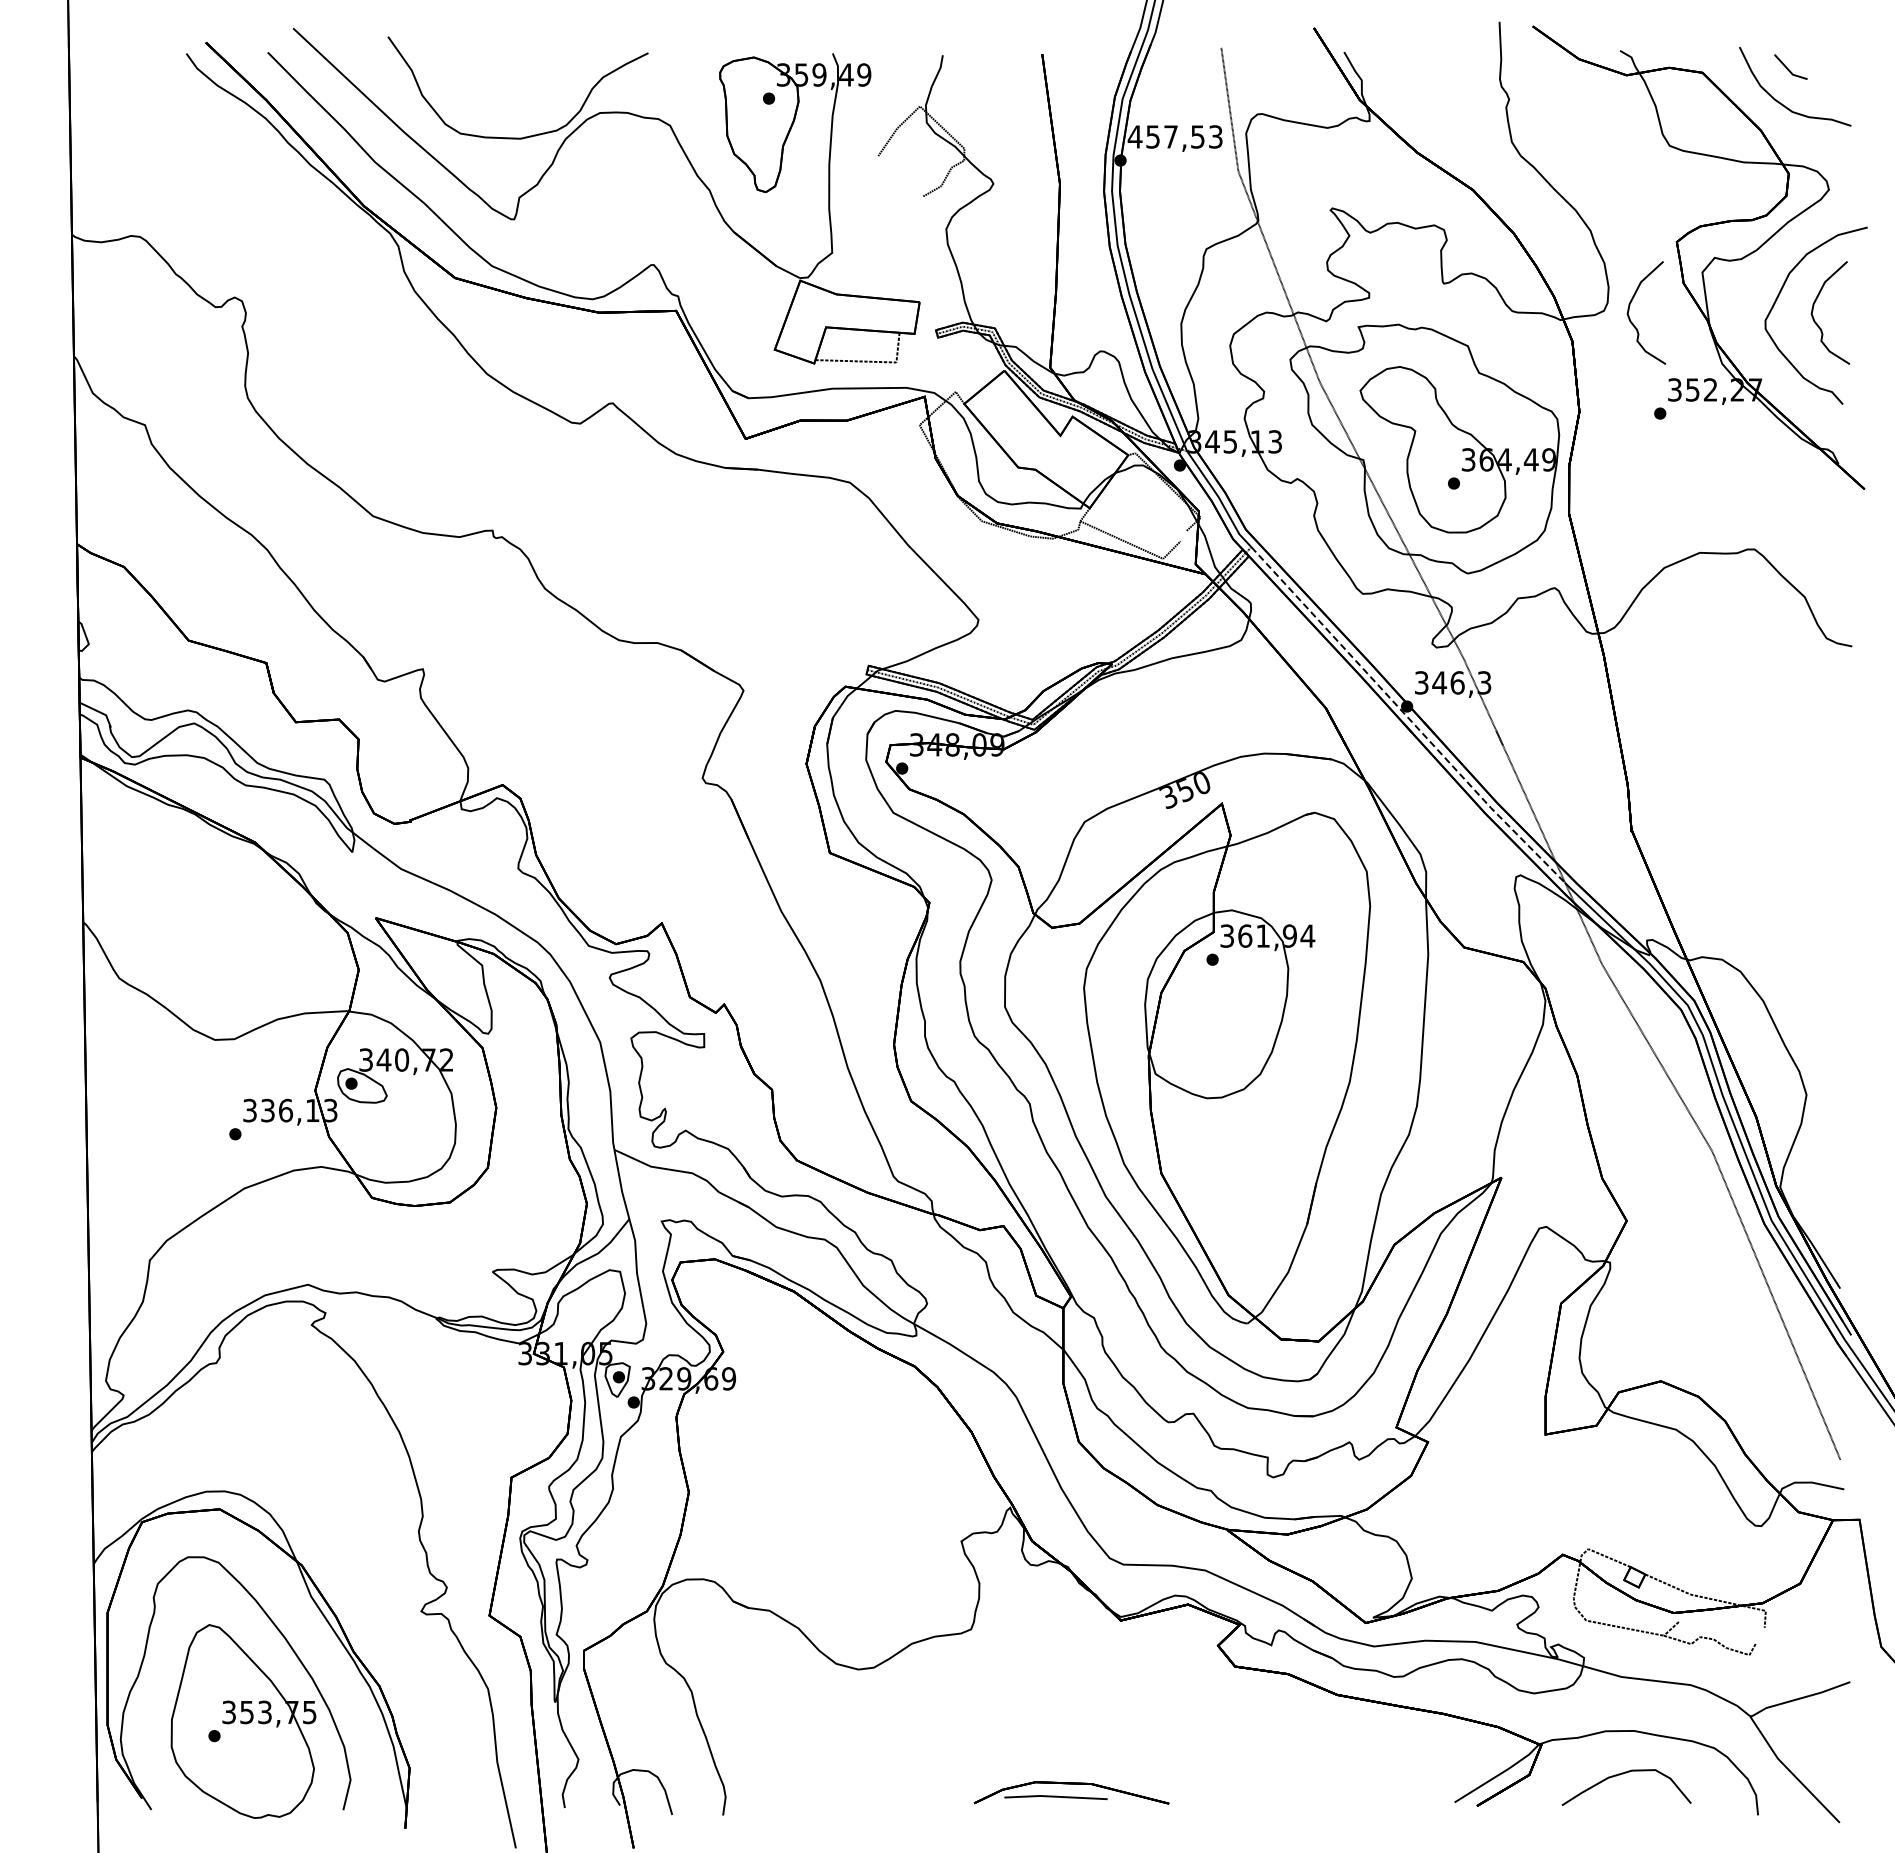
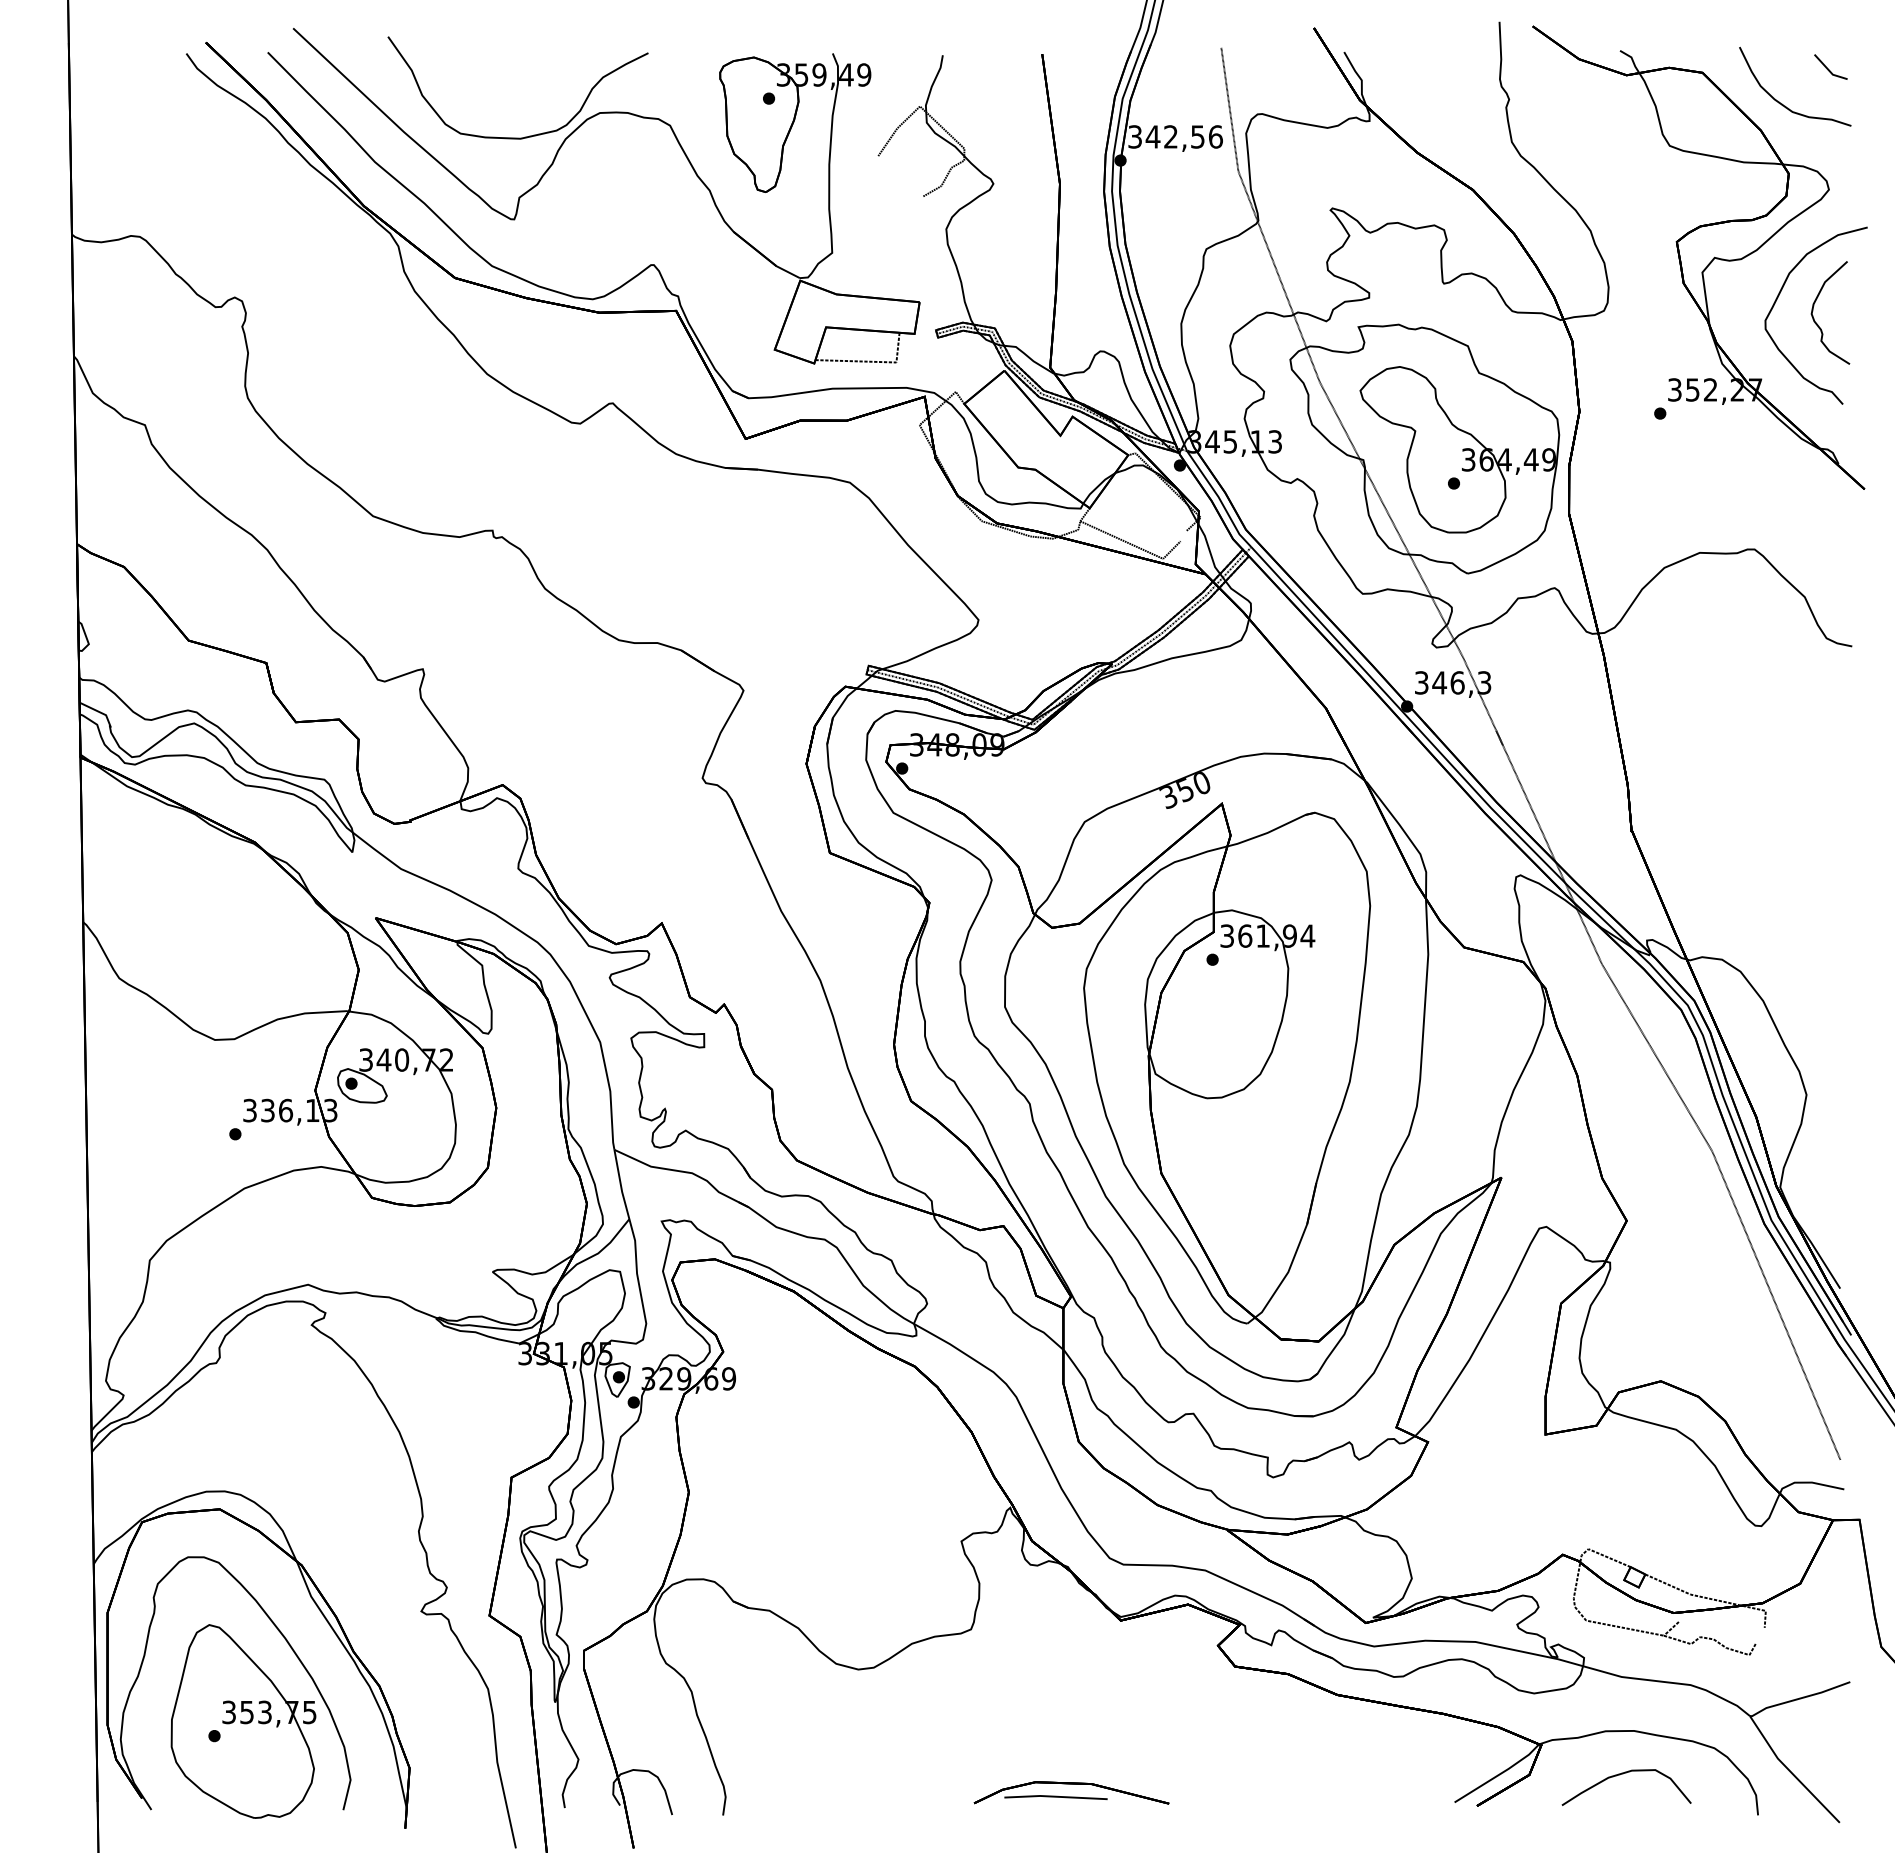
line position: (1788, 68) -> (1828, 68) (1828, 68)
text: 457,53 -> 342,56 (1174, 136)
curve: present -> none (1634, 324)
line: dashed -> solid (1407, 716)
